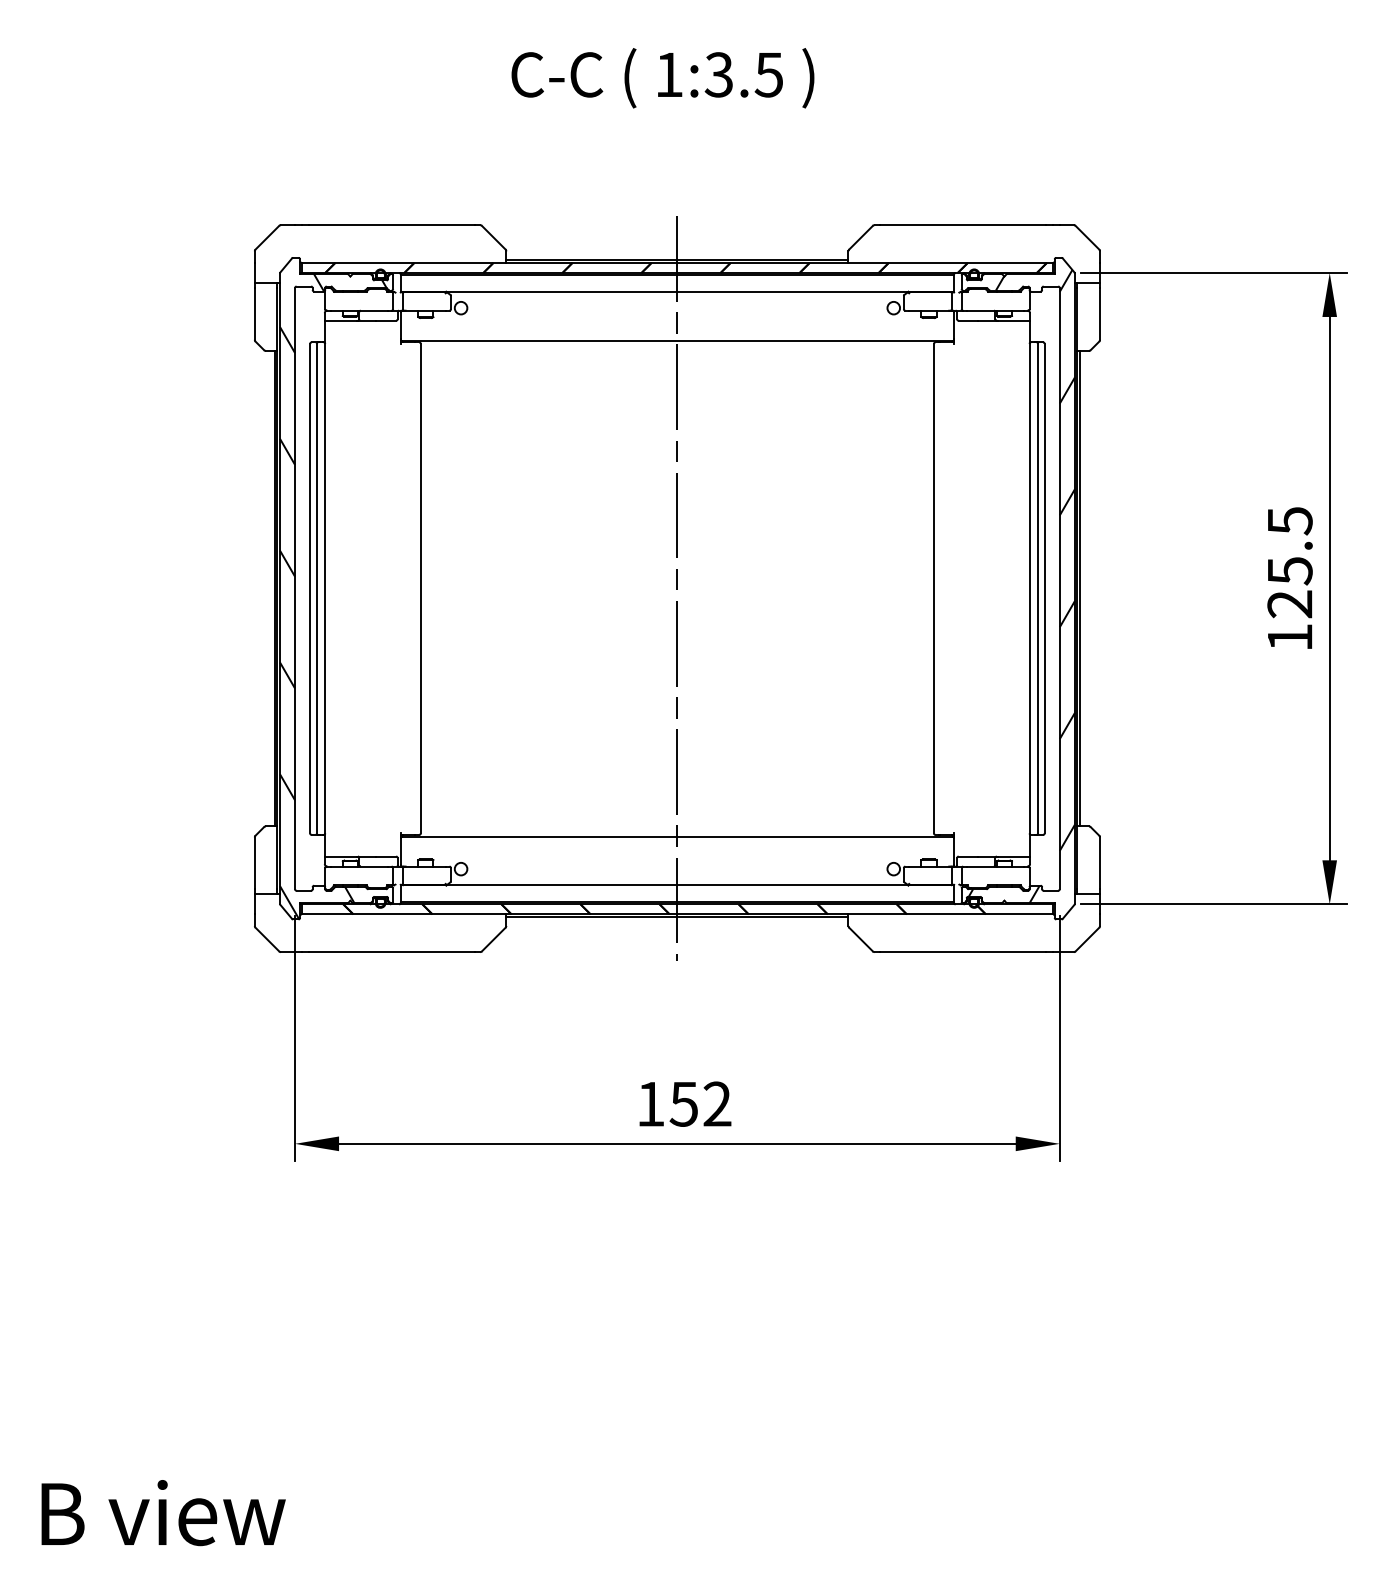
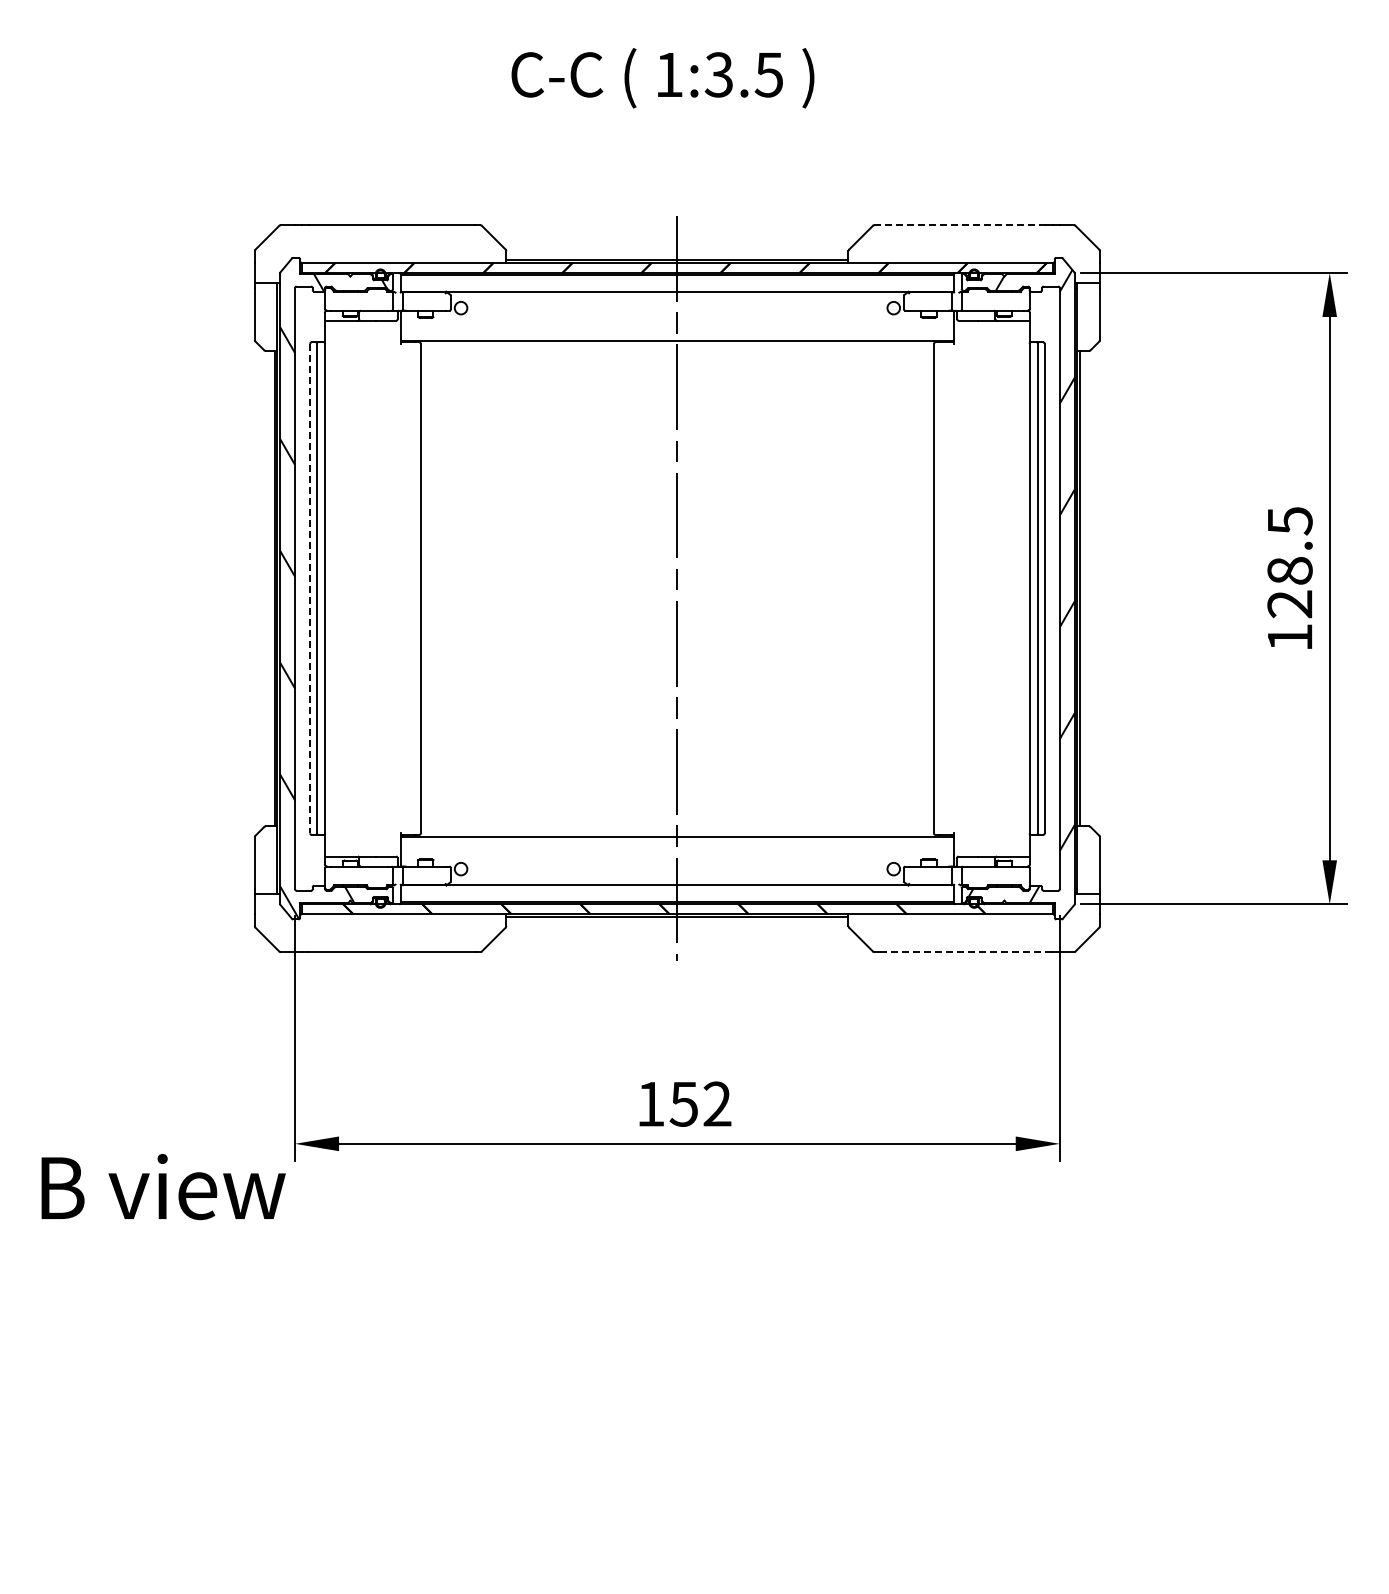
line: solid -> dashed (962, 225)
text: 125.5 -> 128.5 (1289, 571)
line: solid -> dashed (310, 588)
line: solid -> dashed (963, 952)
text position: (163, 1513) -> (163, 1187) (163, 1187)
